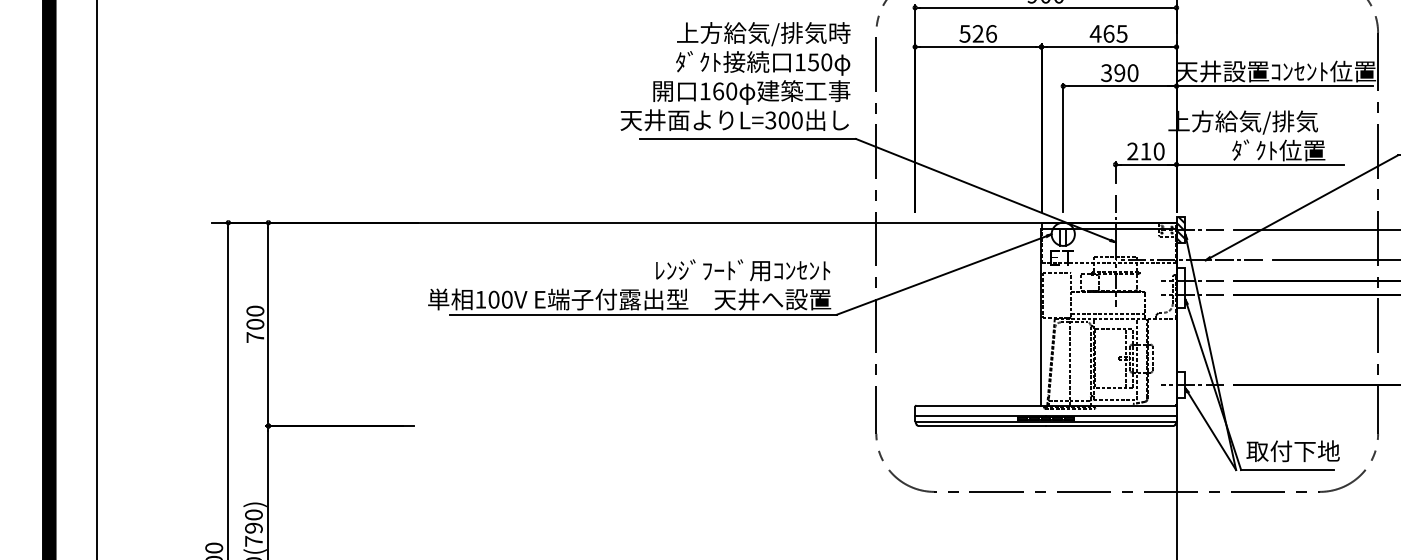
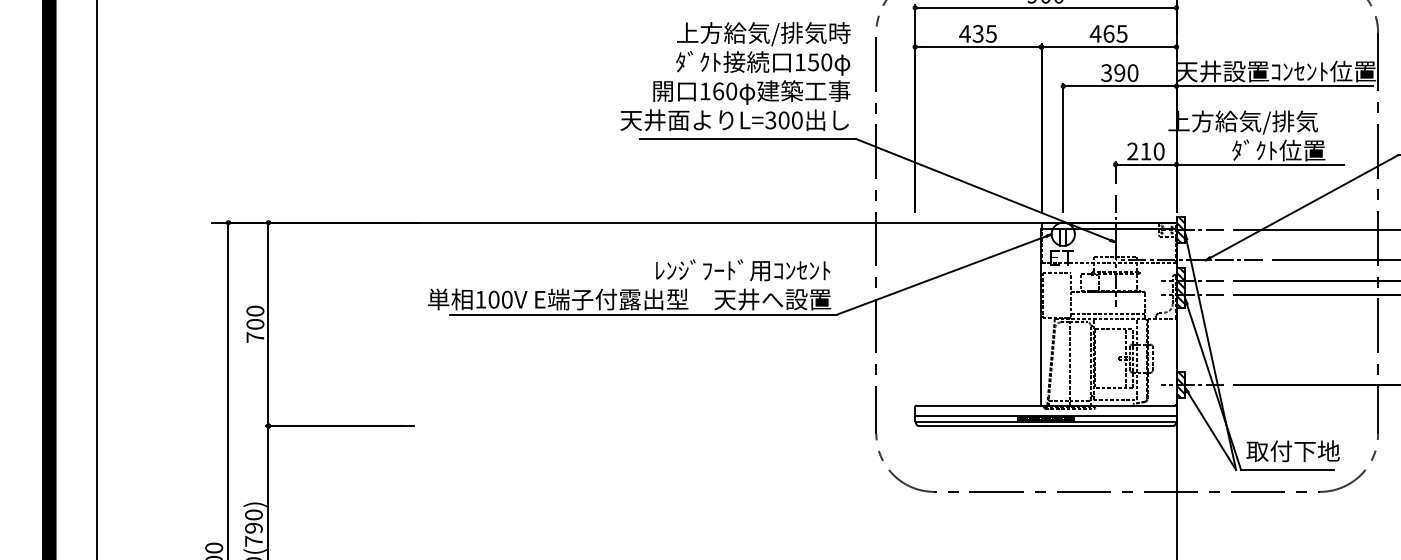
text: 526 -> 435 (977, 33)
hatch: none -> present (1180, 287)
hatch: none -> present (1180, 385)
